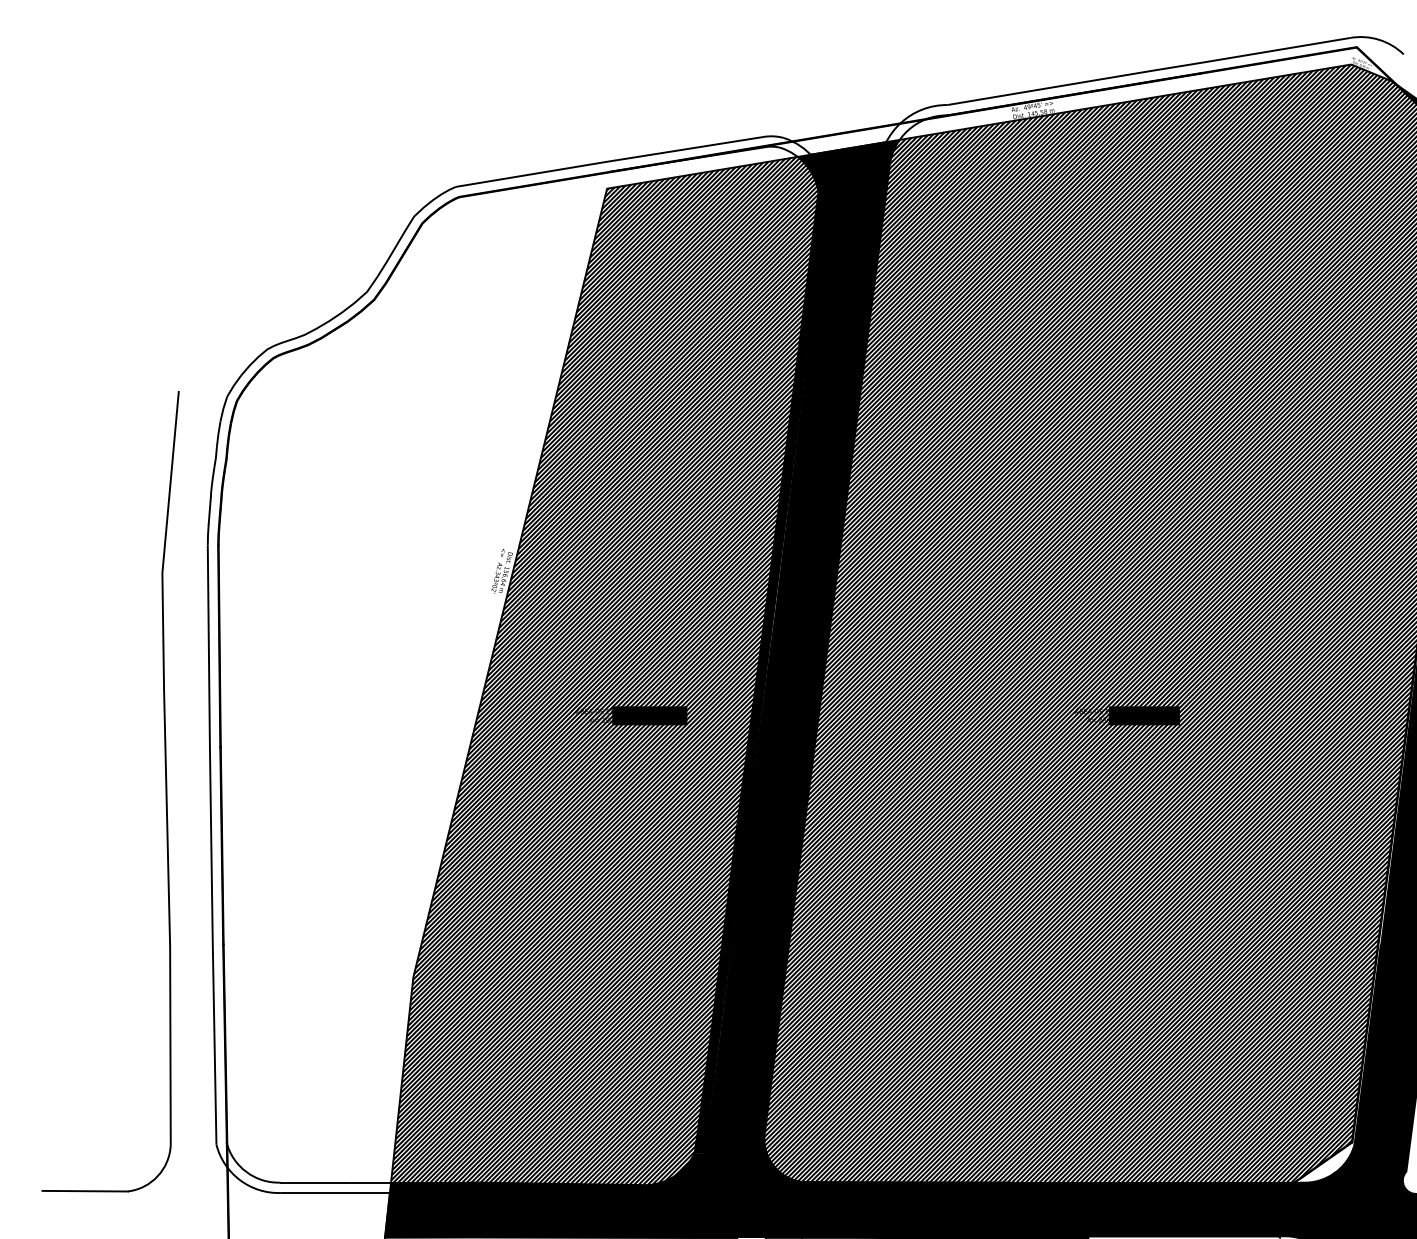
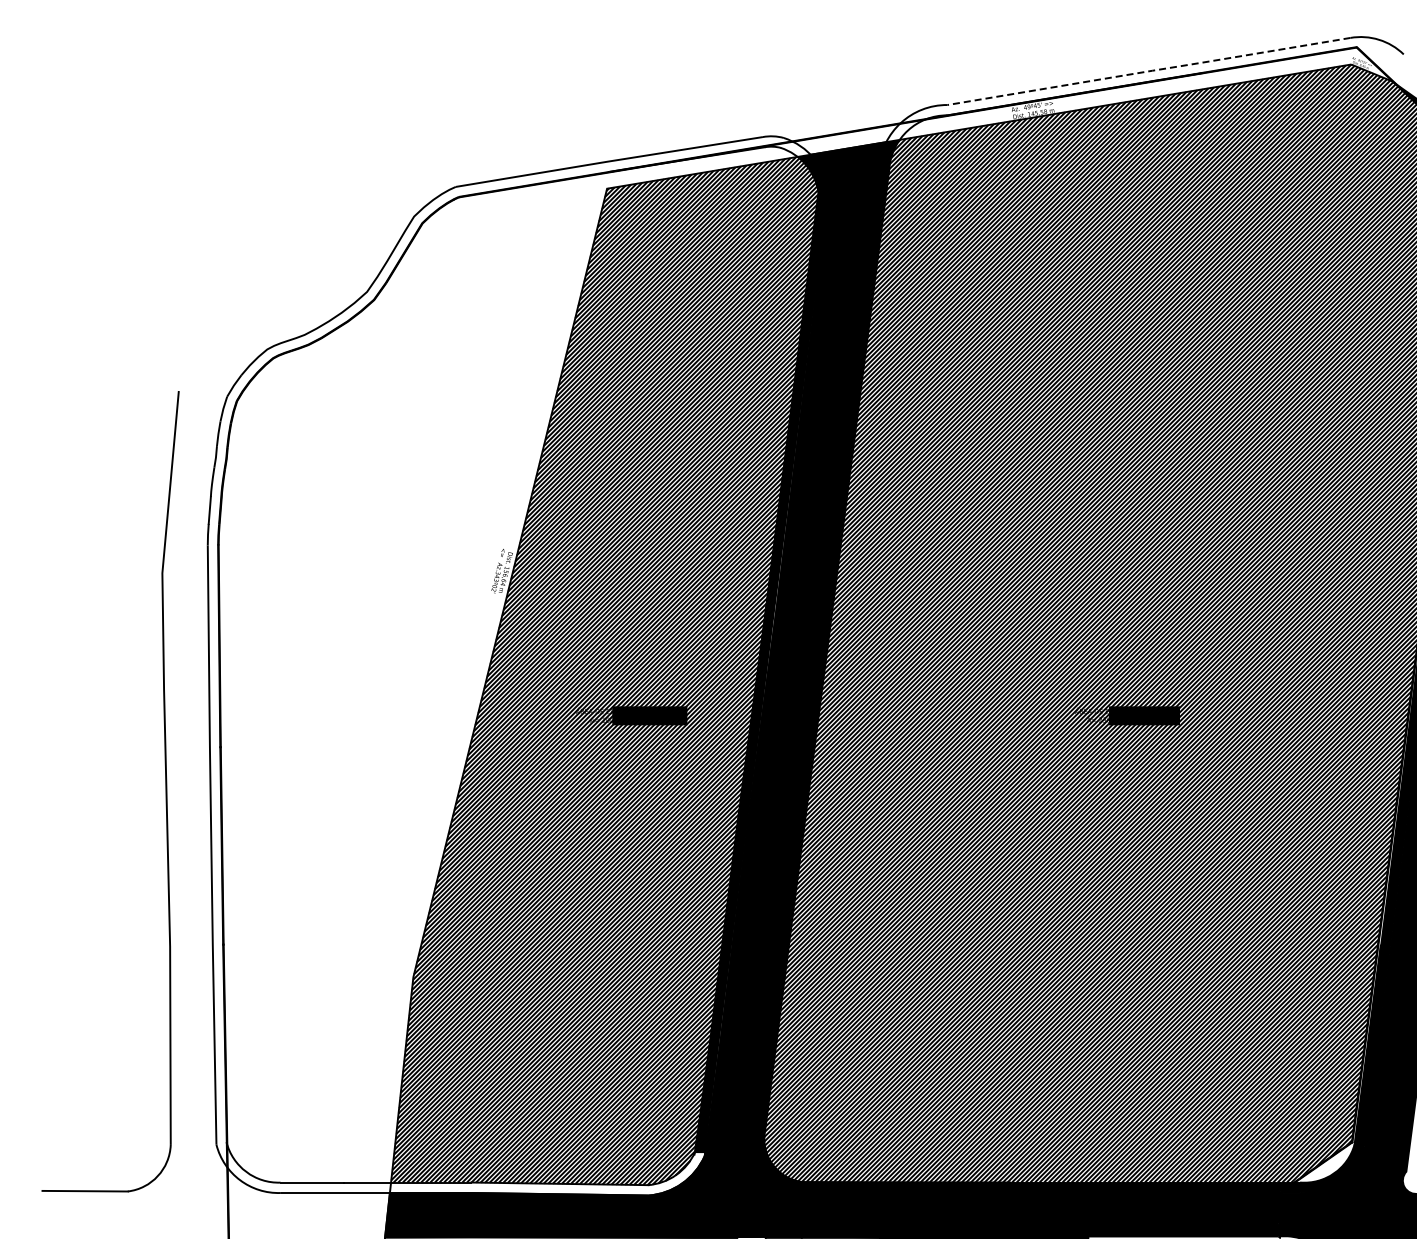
line: solid -> dashed (1150, 71)
fill: present -> none (547, 1174)
